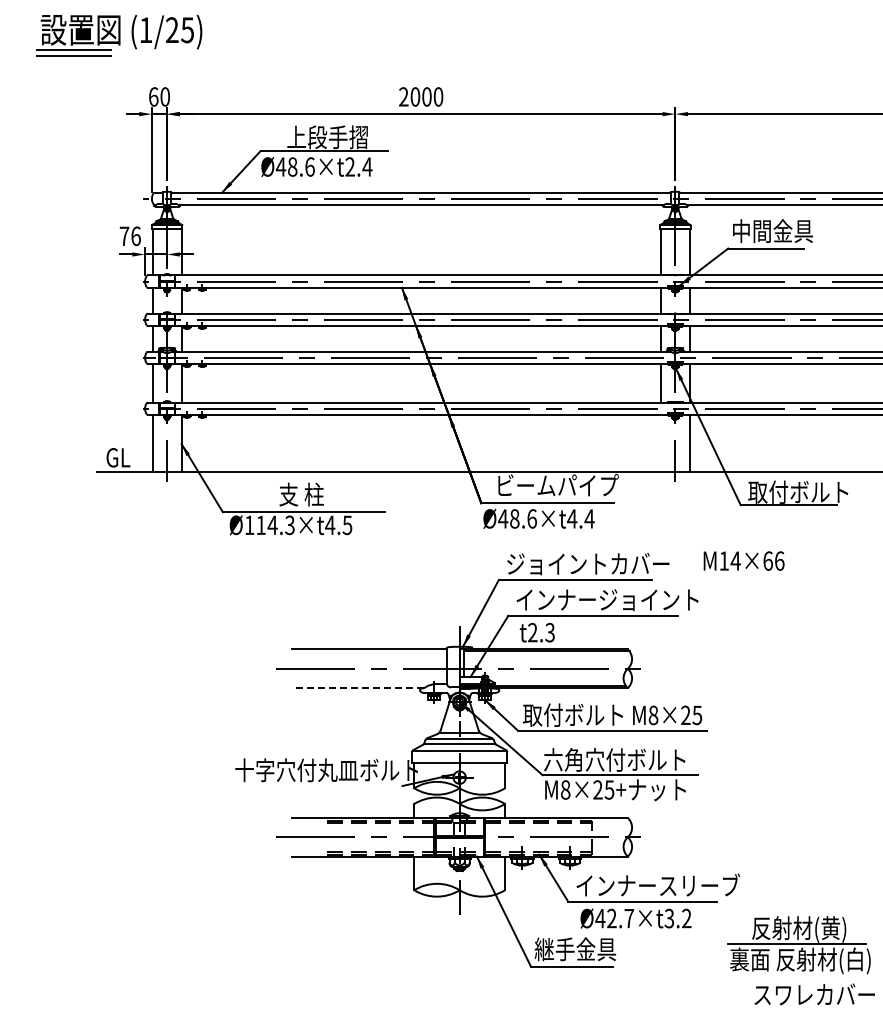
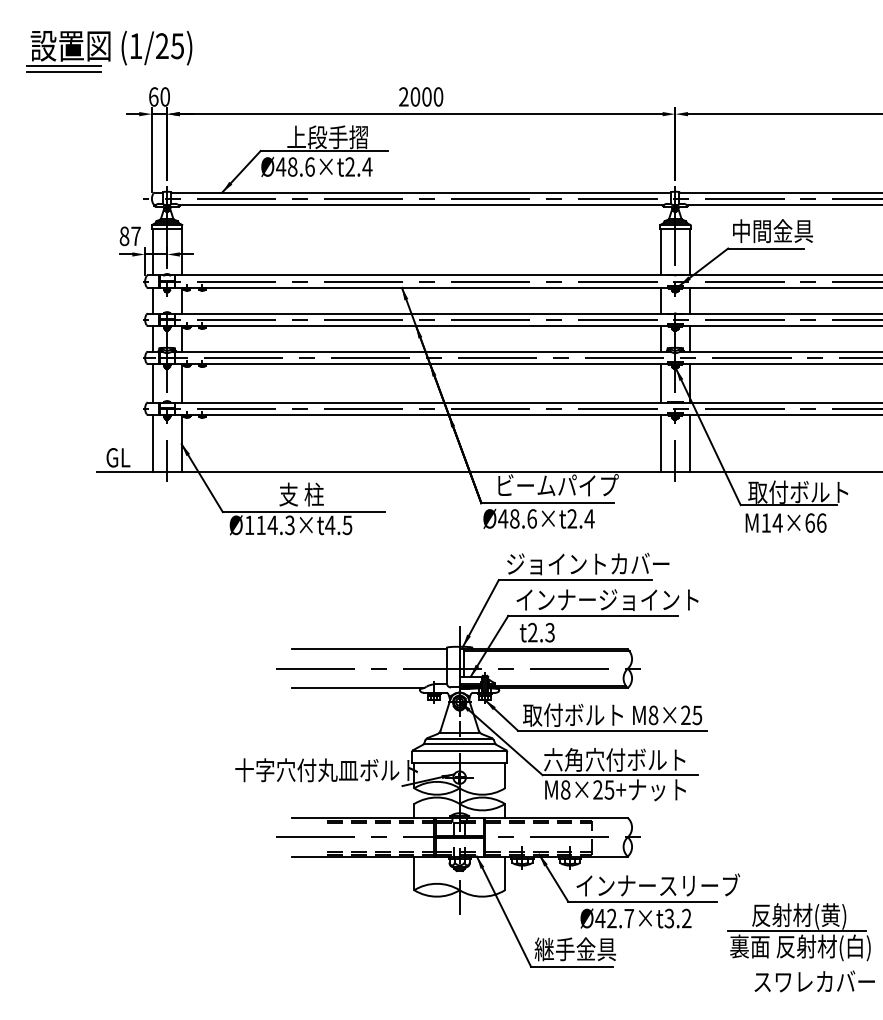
part position: (119, 35) -> (109, 51) (109, 51)
text: 76 -> 87 (129, 236)
line: none -> present (660, 443)
text: Ø48.6×t4.4 -> Ø48.6×t2.4 (572, 518)
text position: (743, 560) -> (785, 522) (785, 522)
line: dashed -> solid (357, 688)
part position: (800, 960) -> (800, 947) (800, 947)
